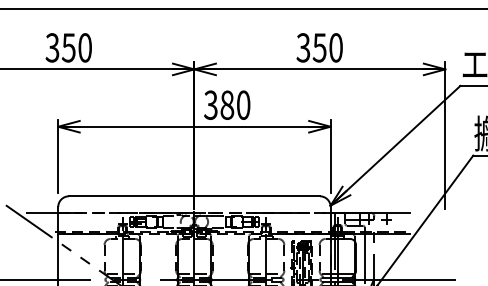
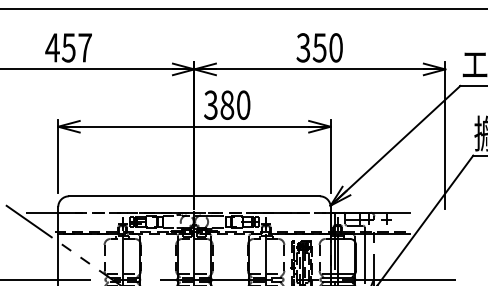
text: 350 -> 457 (68, 47)
